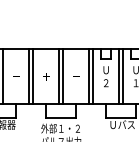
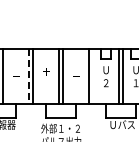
text position: (46, 76) -> (46, 71) (46, 71)
line: present -> none (92, 76)
line: solid -> dashed (28, 77)
